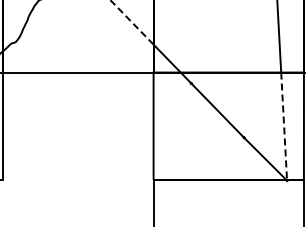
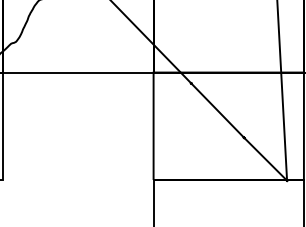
line: dashed -> solid (132, 22)
line: dashed -> solid (284, 126)
